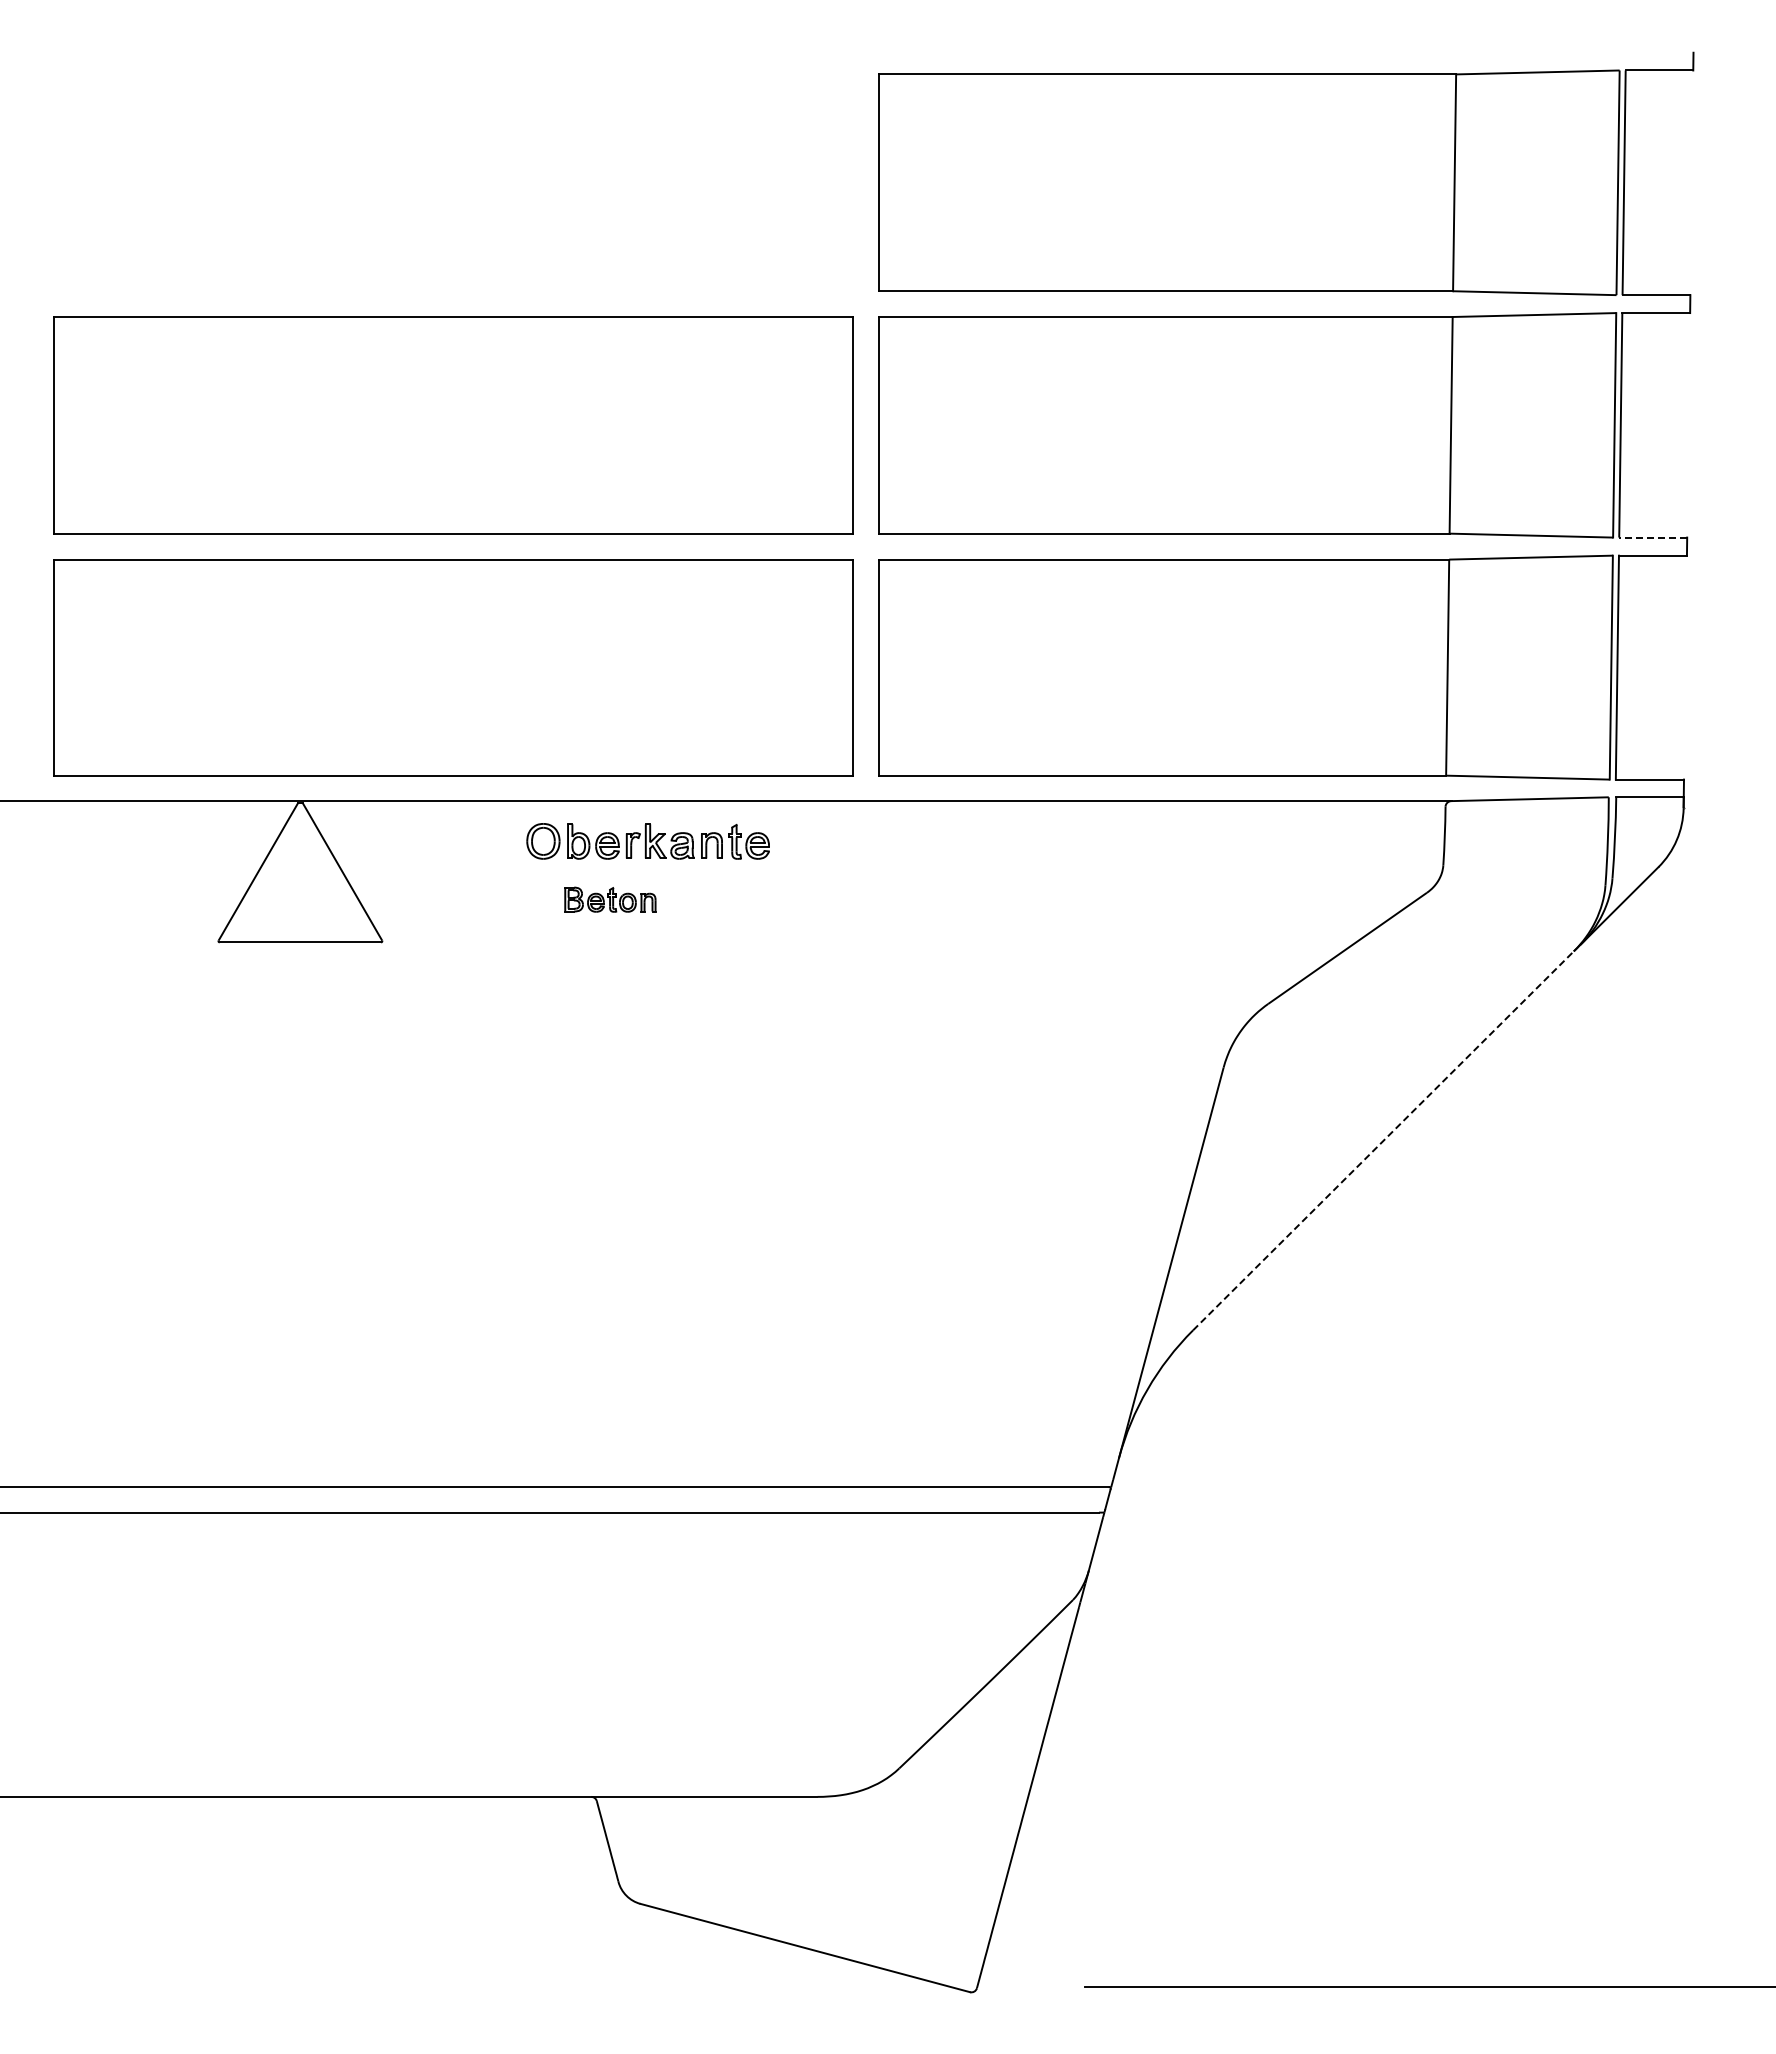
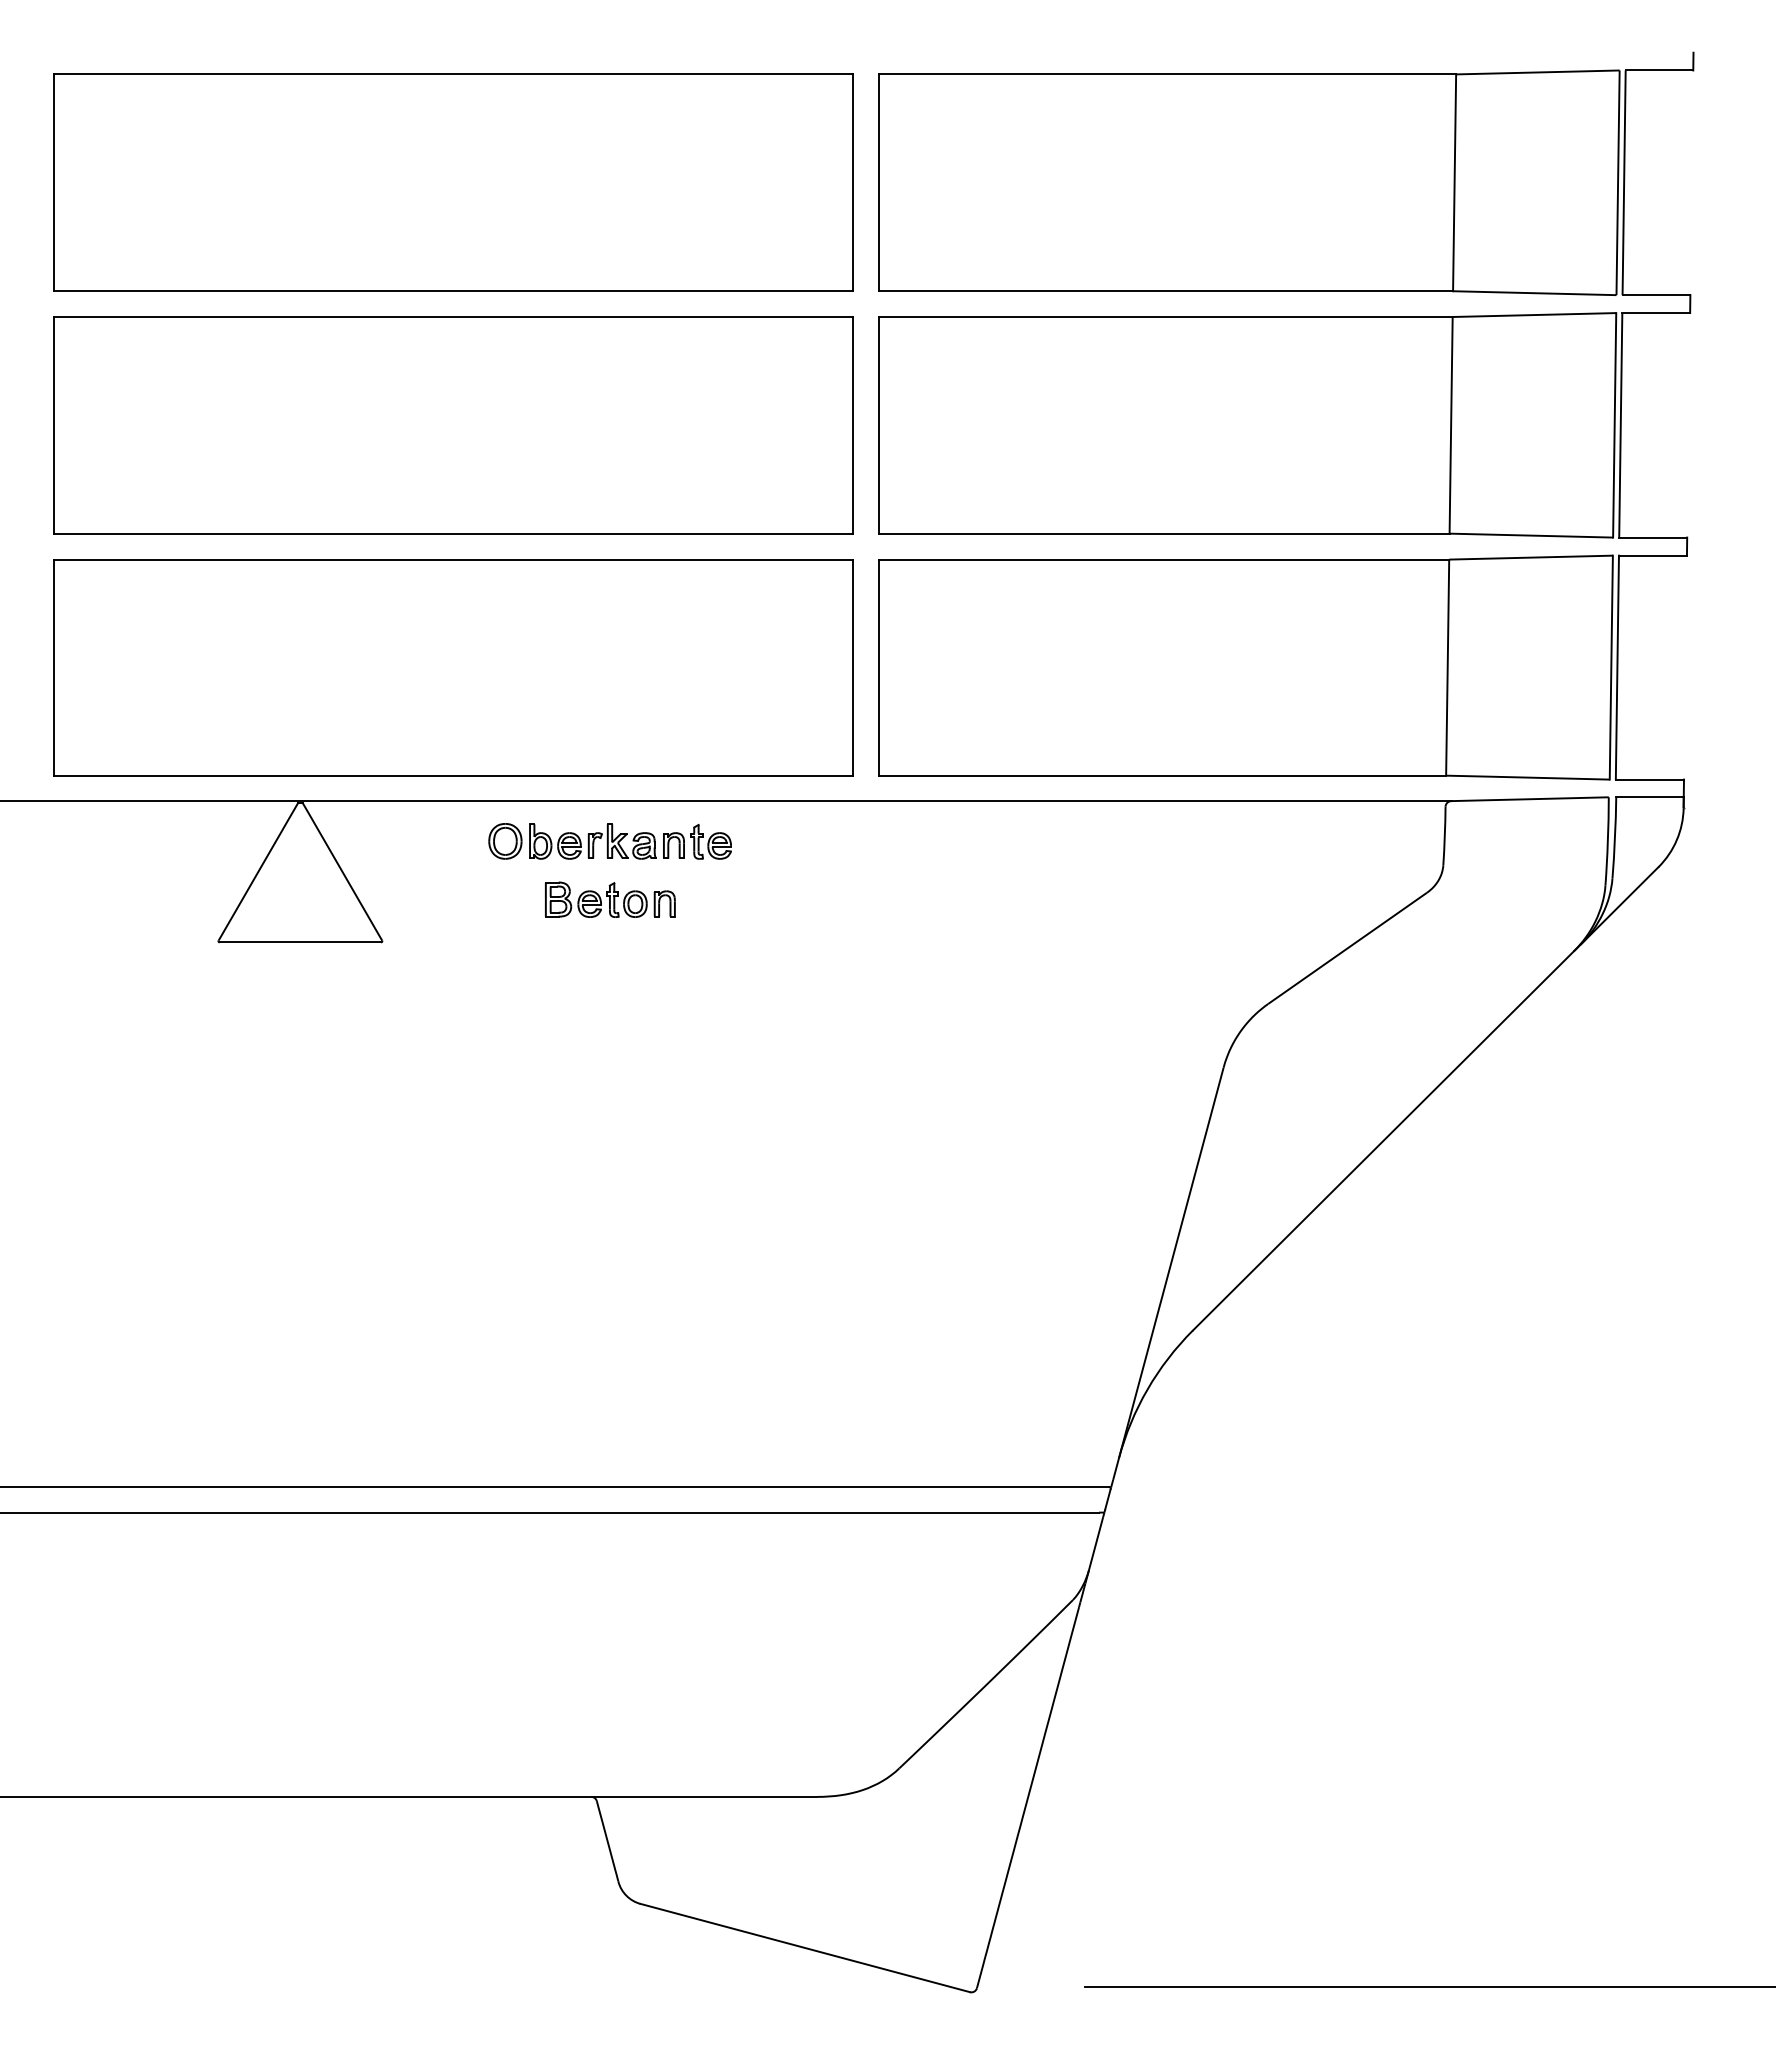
part: none -> present (453, 182)
line: dashed -> solid (1653, 537)
part position: (647, 841) -> (609, 841) (609, 841)
part size: 93x27 px -> 131x37 px (610, 899)
line: dashed -> solid (1383, 1140)
